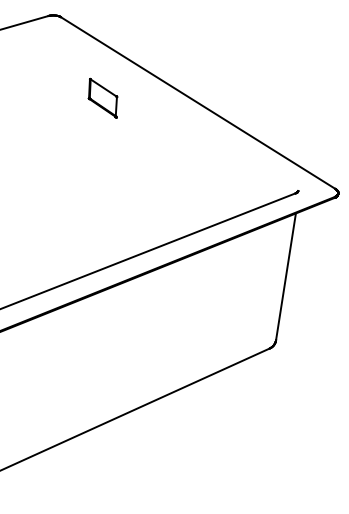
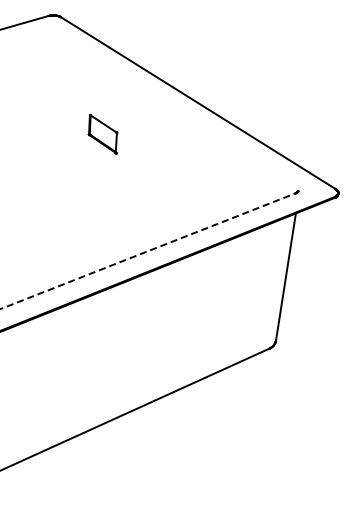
part position: (102, 97) -> (102, 133) (102, 133)
line: solid -> dashed (147, 251)
